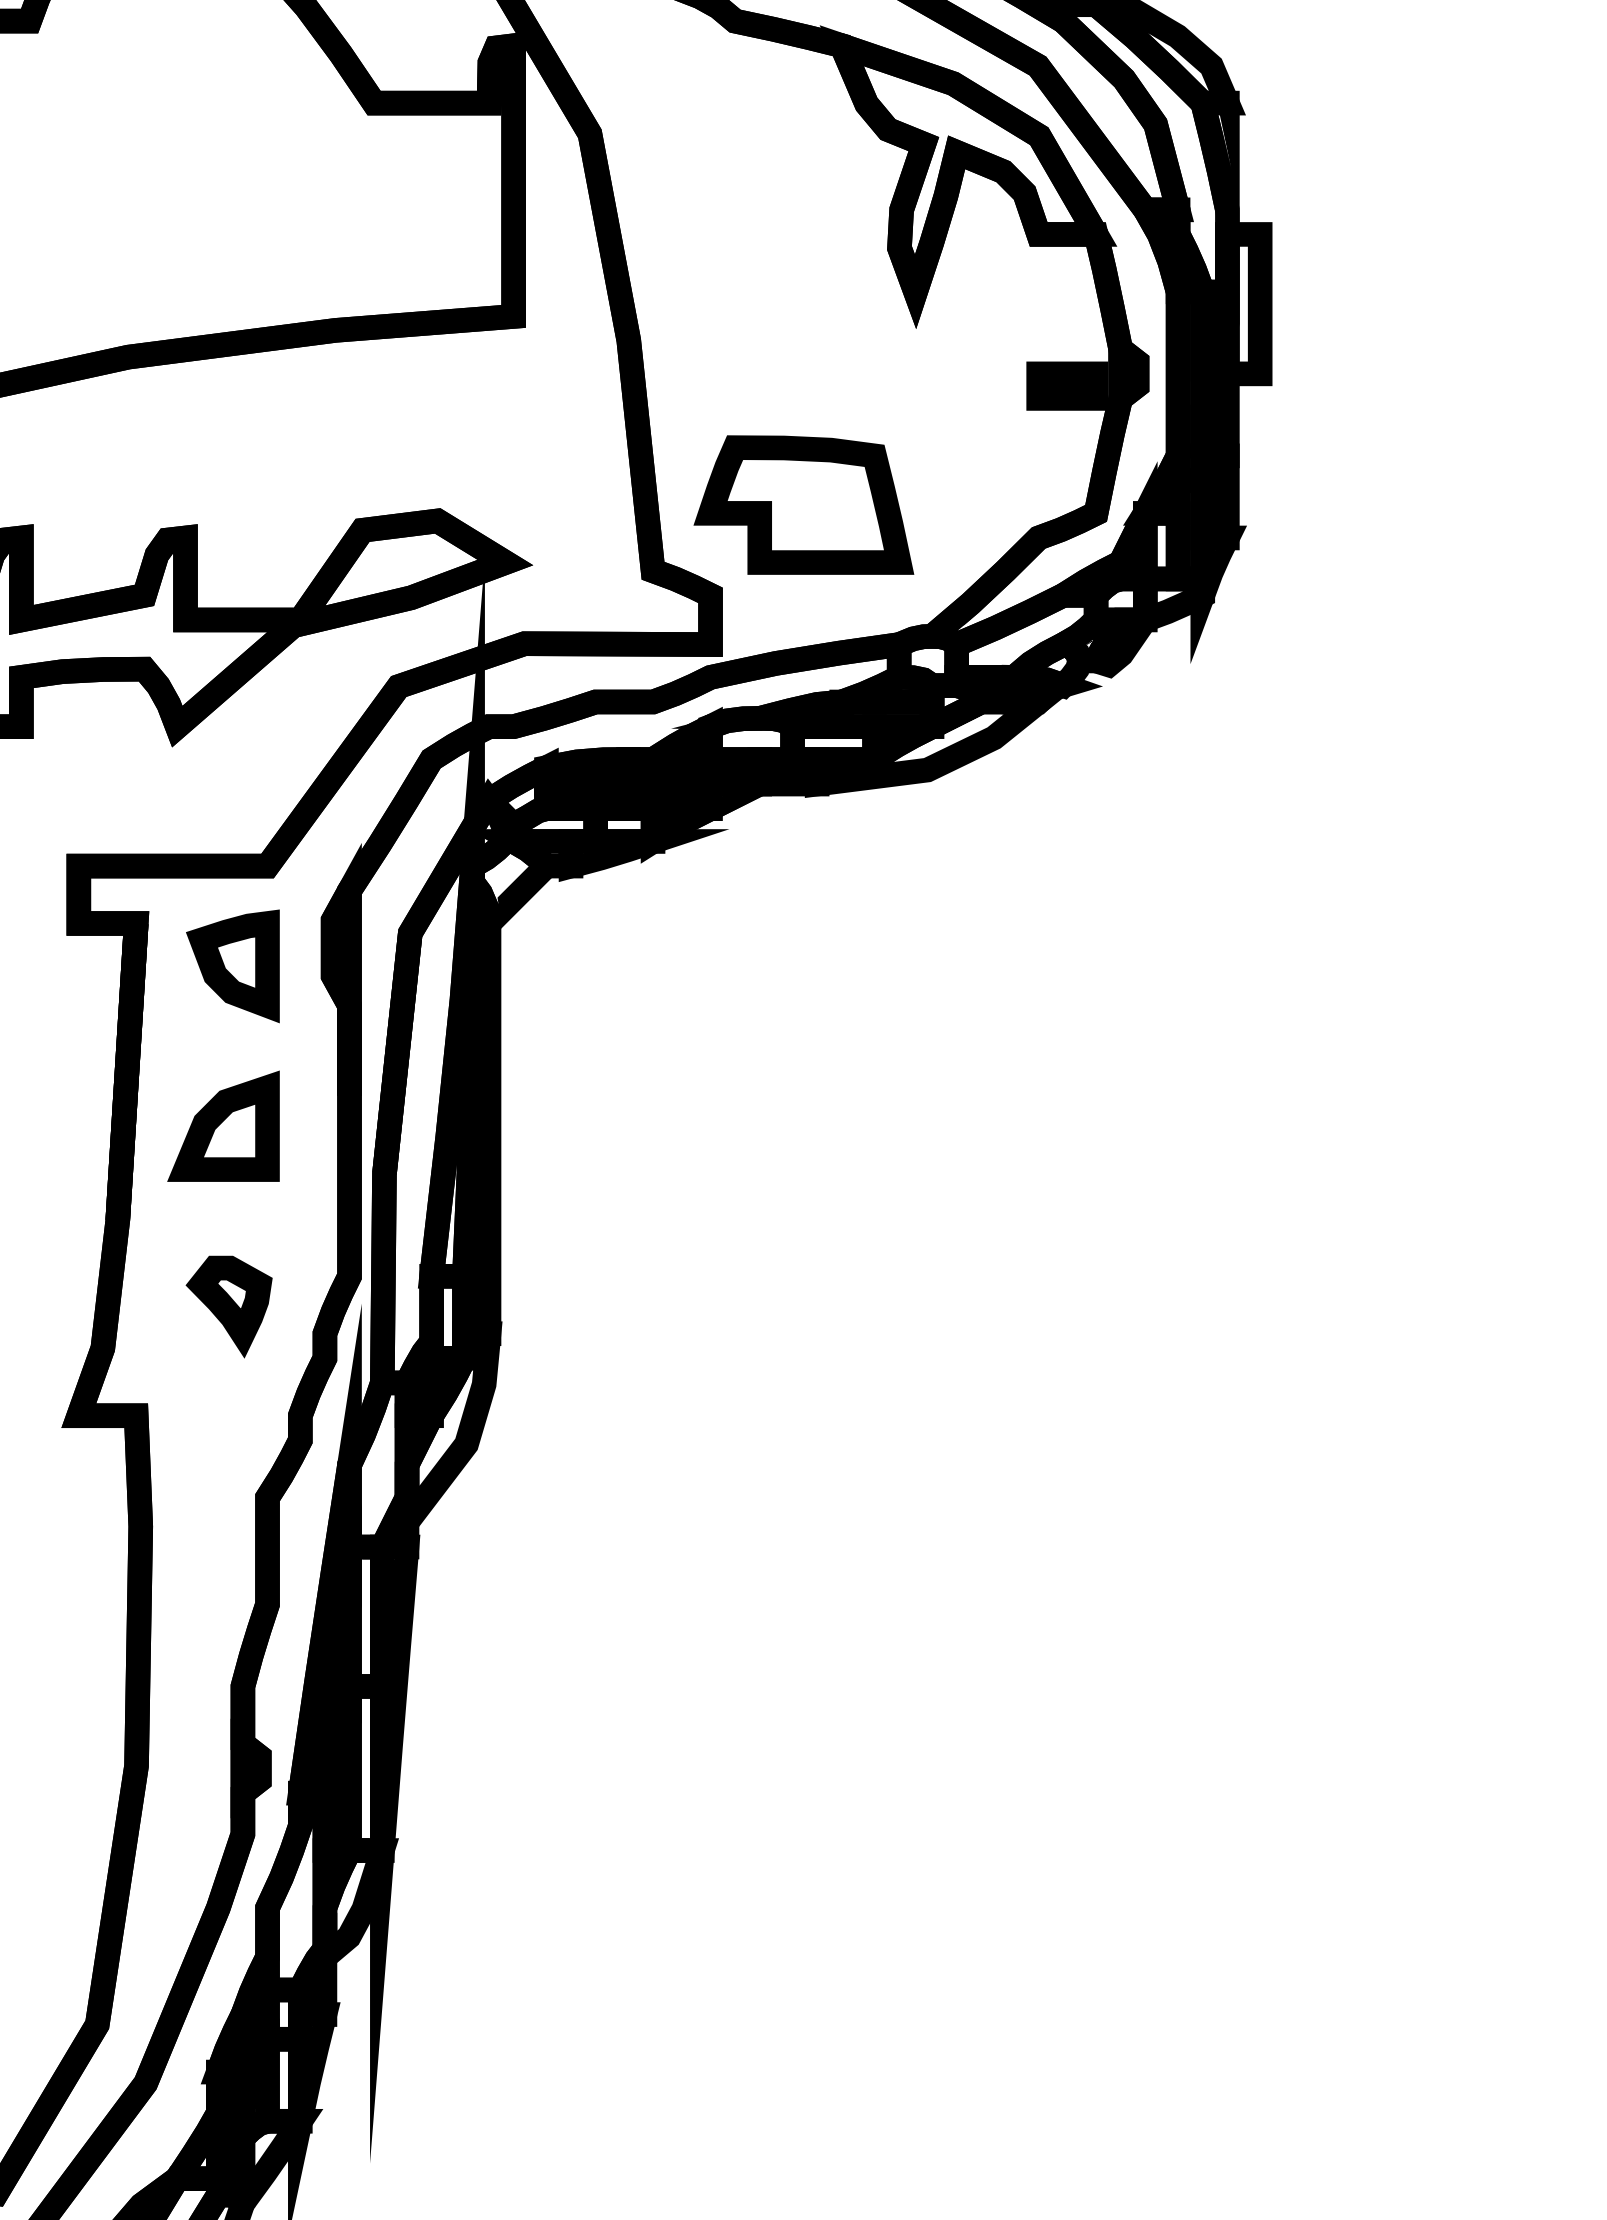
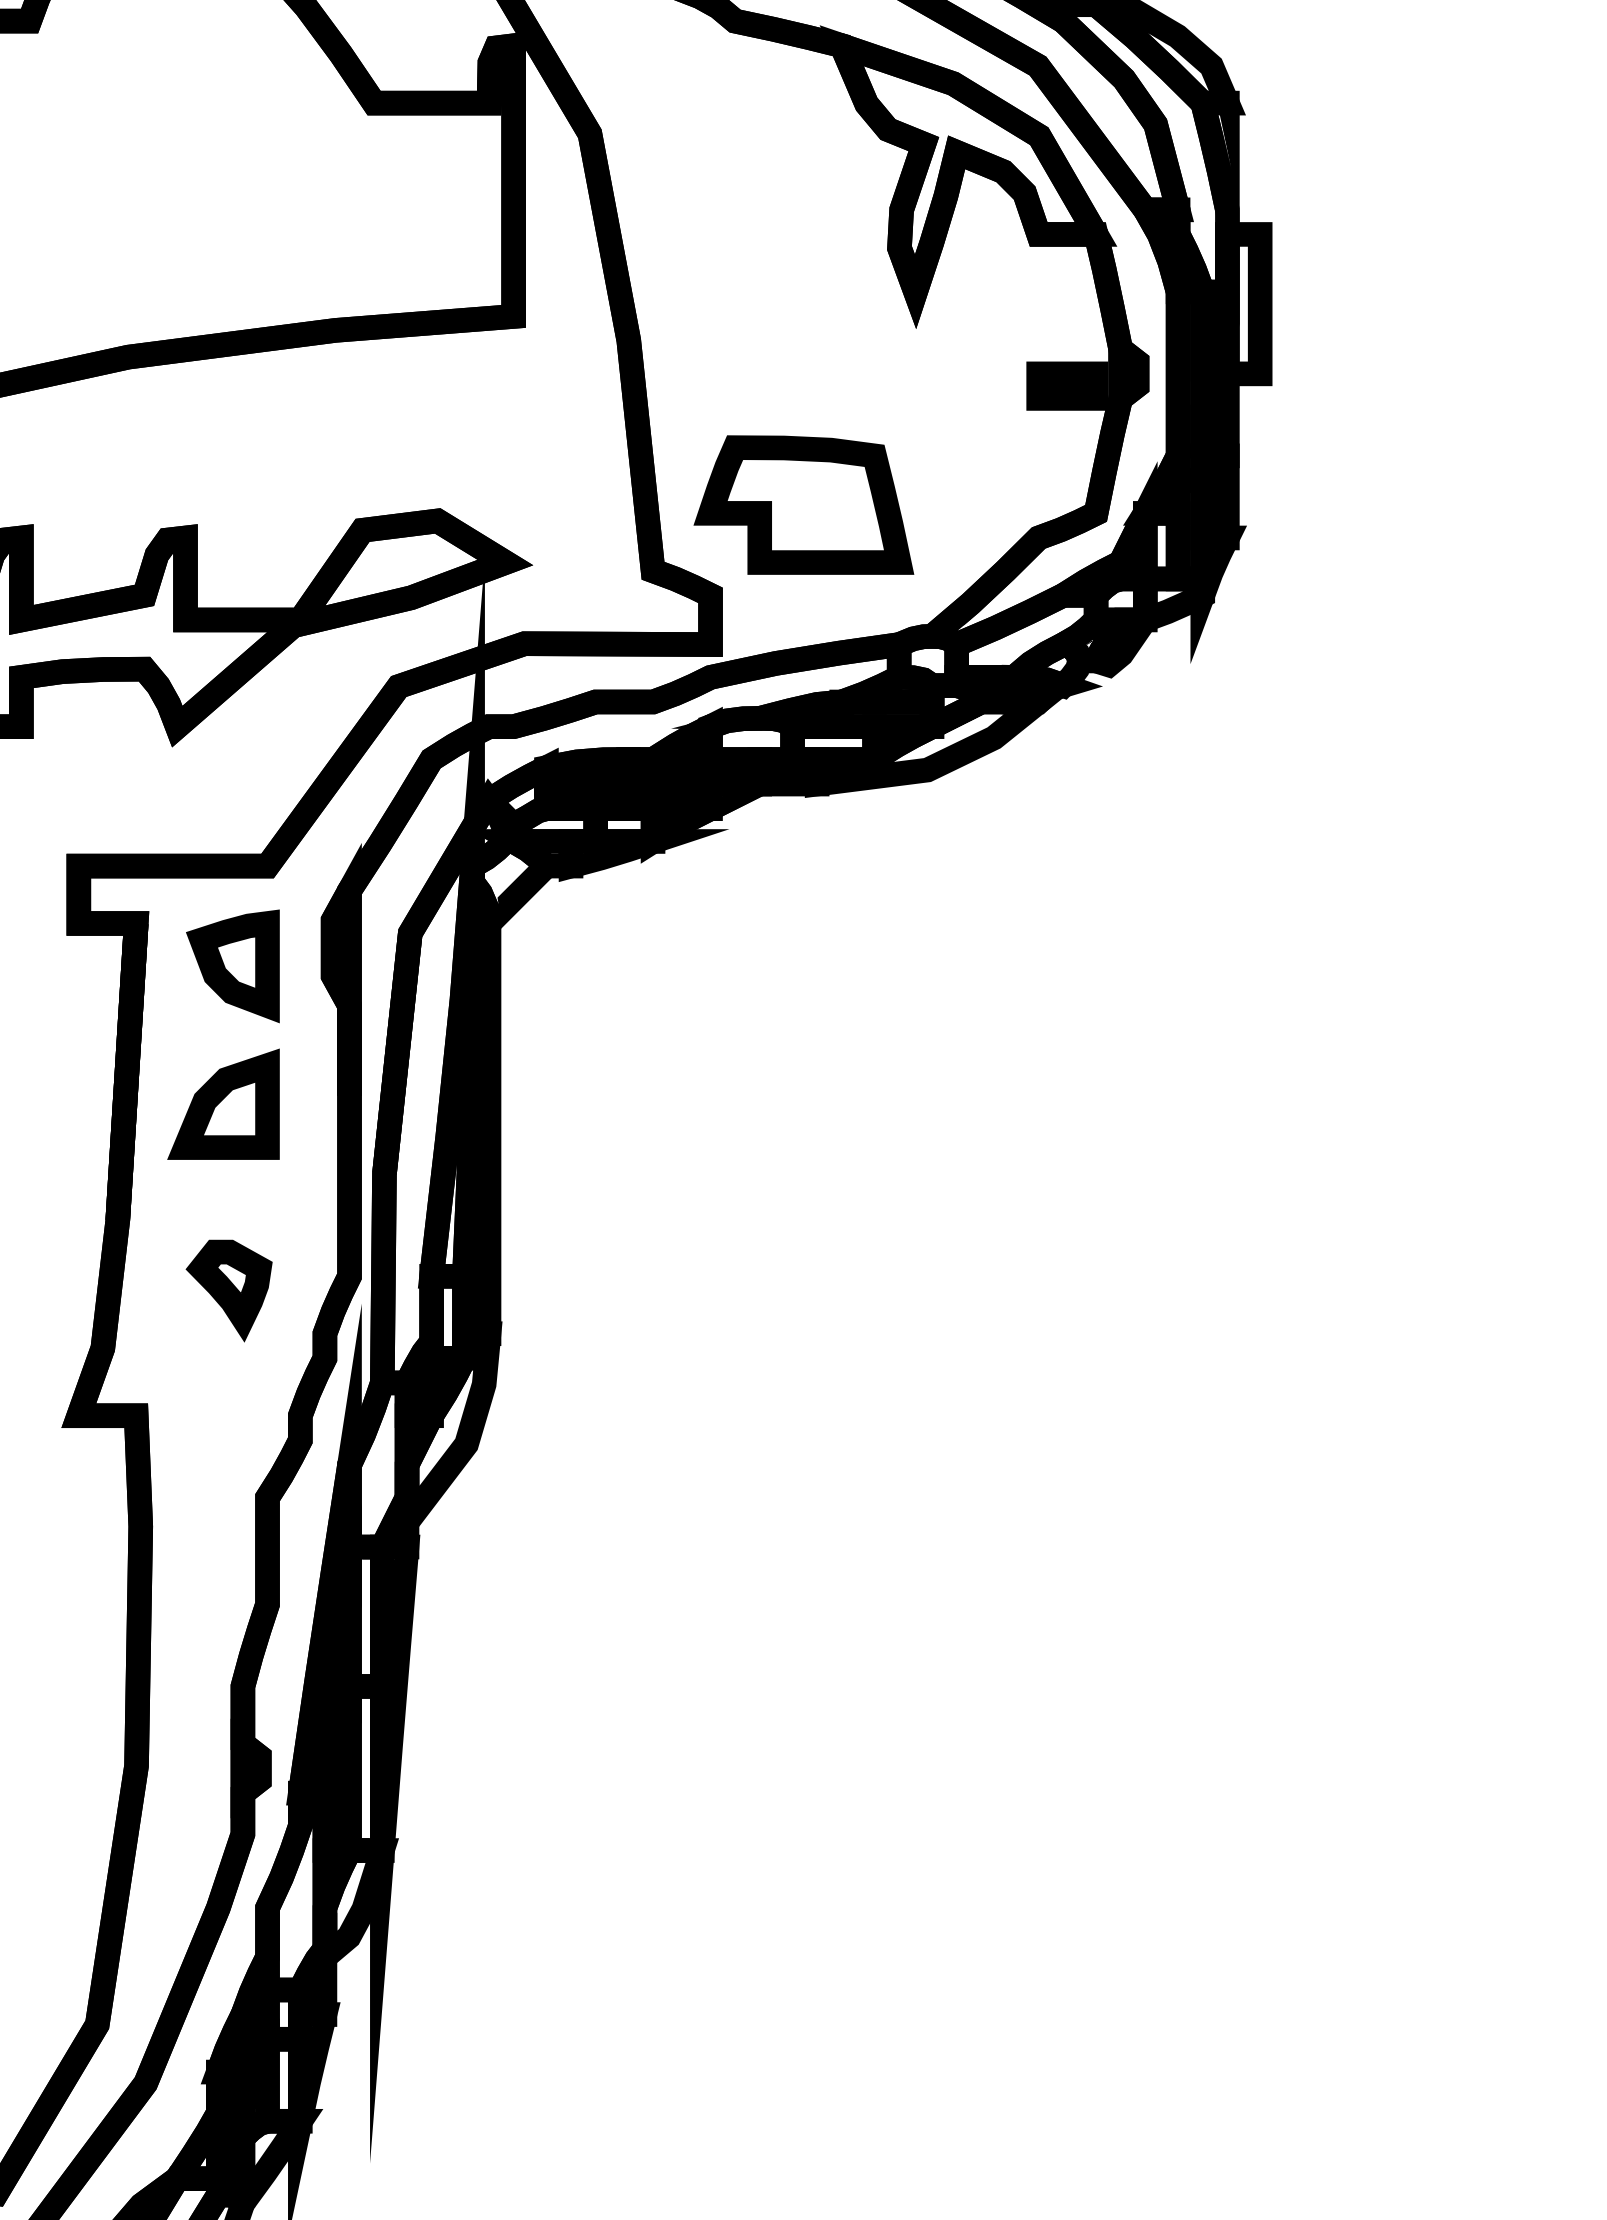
part position: (223, 1125) -> (223, 1103) (223, 1103)
part position: (228, 1306) -> (228, 1290) (228, 1290)
